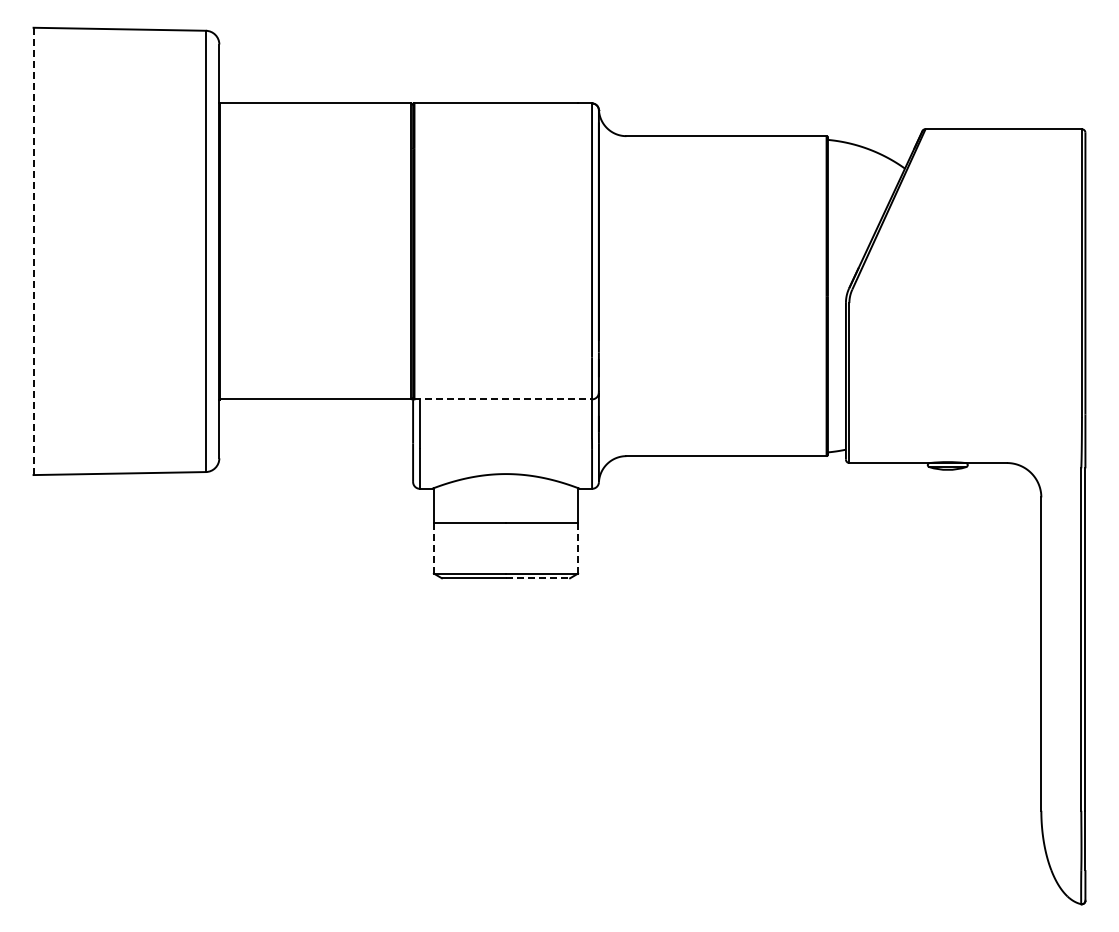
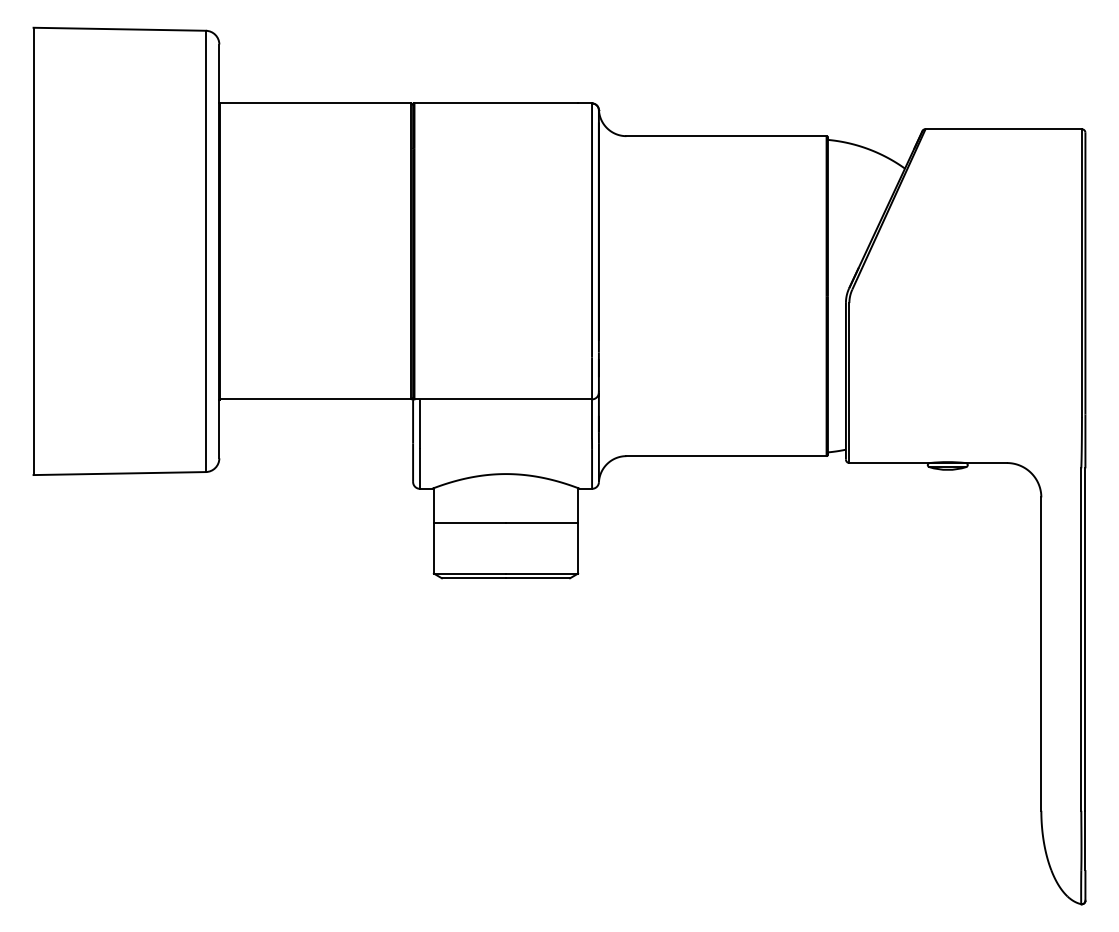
line: dashed -> solid (33, 251)
line: dashed -> solid (503, 399)
line: dashed -> solid (578, 547)
line: dashed -> solid (433, 548)
line: dashed -> solid (538, 578)
